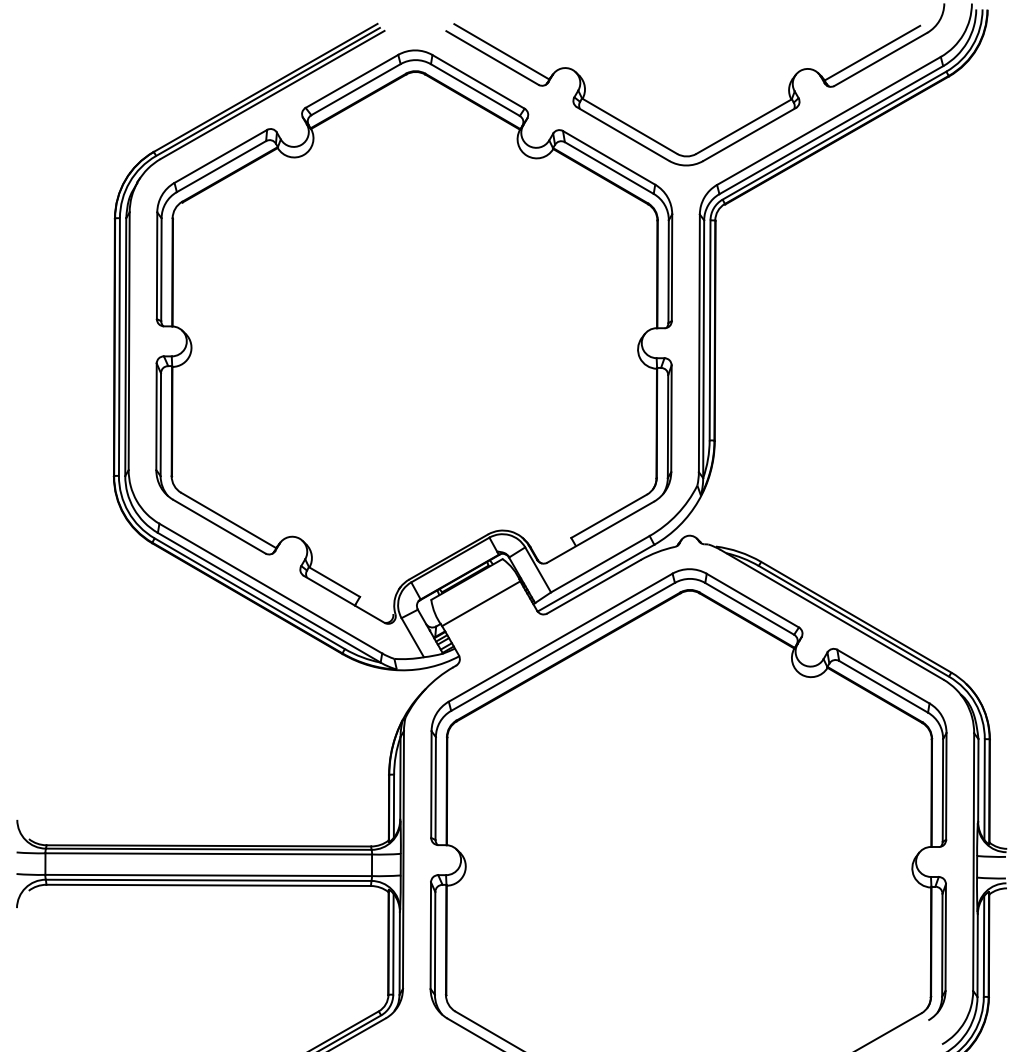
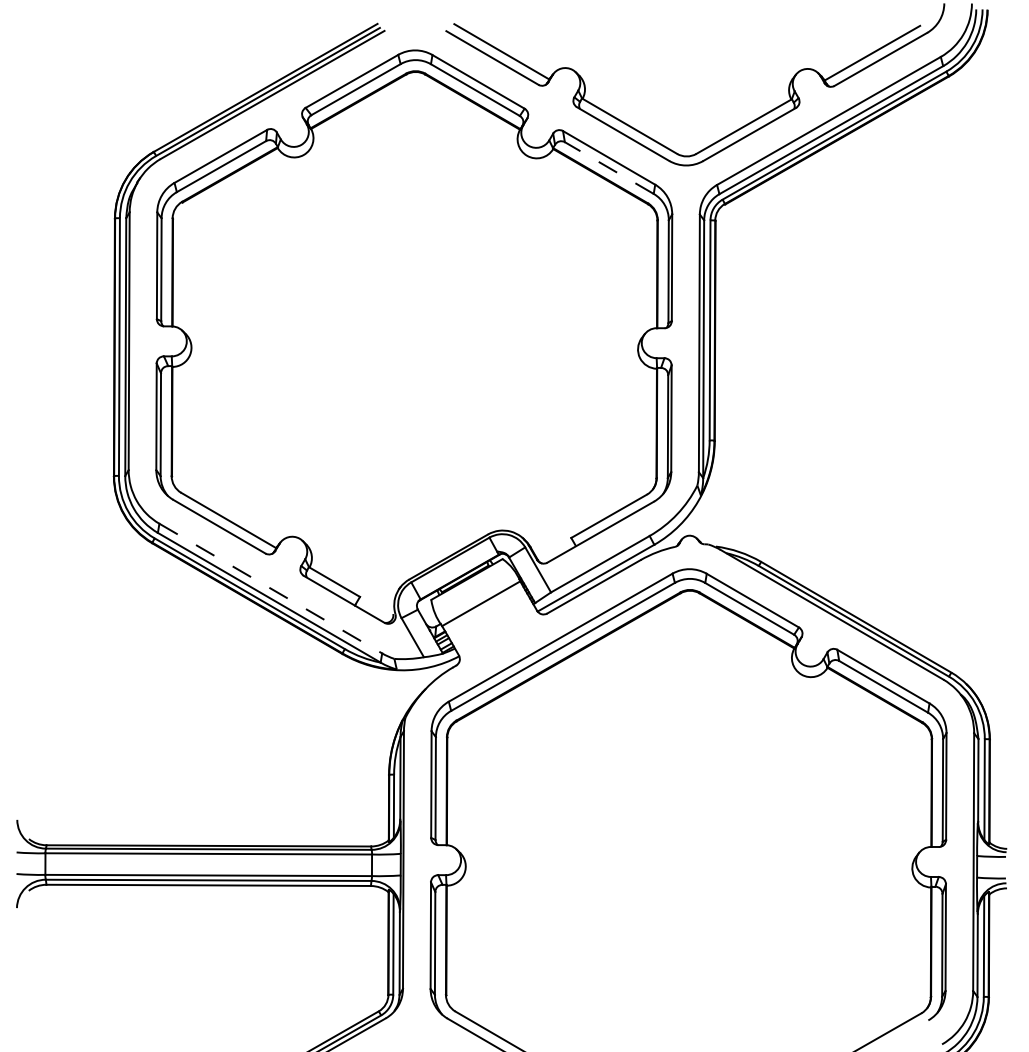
line: solid -> dashed (608, 167)
line: solid -> dashed (270, 588)
